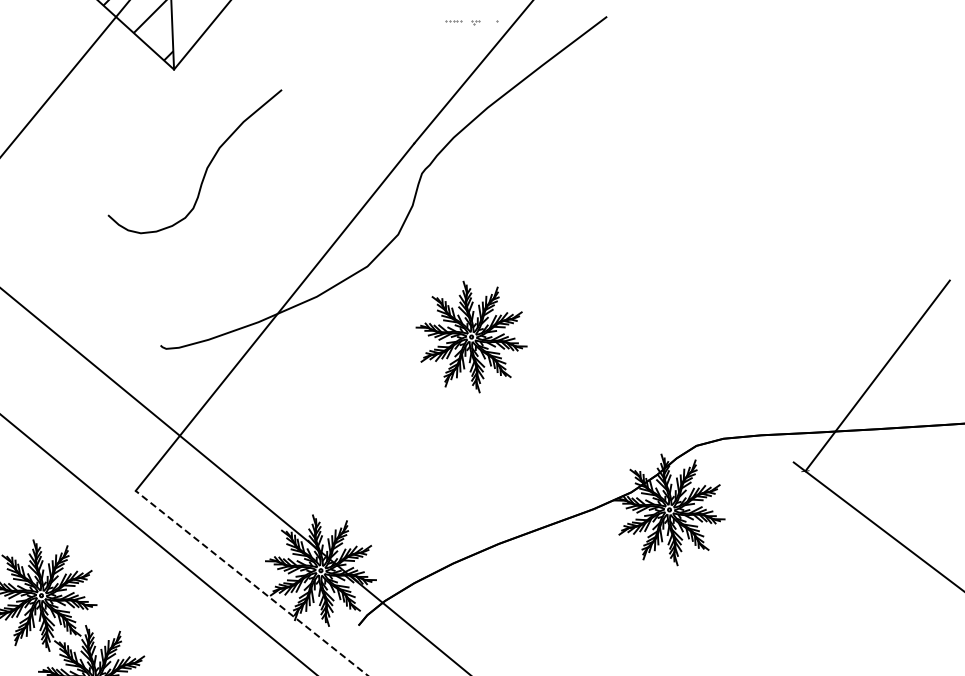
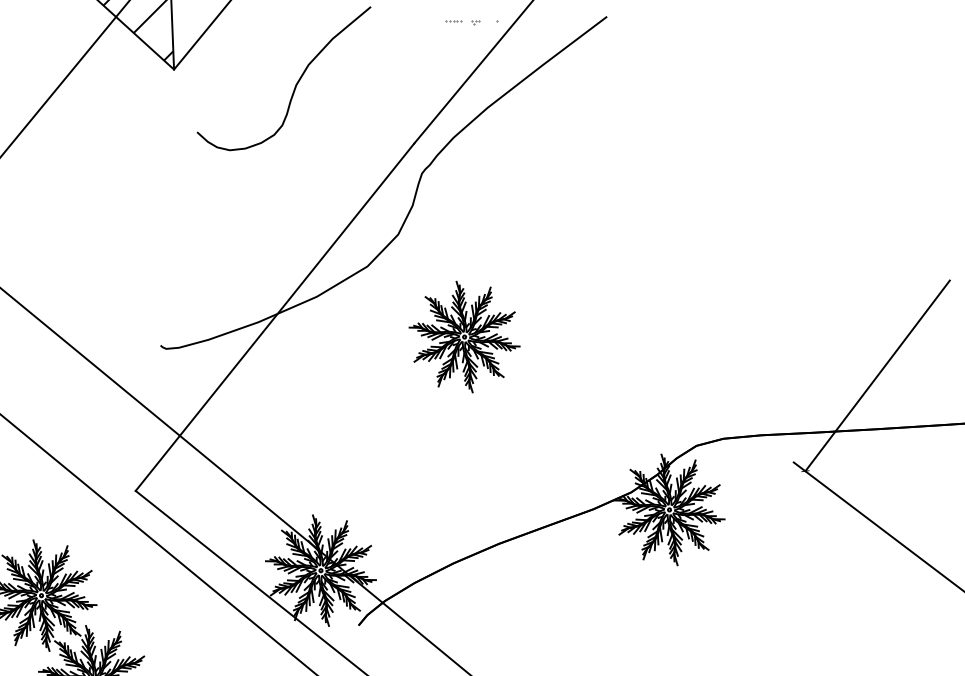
curve position: (206, 167) -> (295, 84) (295, 84)
part position: (471, 336) -> (464, 336) (464, 336)
line: dashed -> solid (251, 583)
